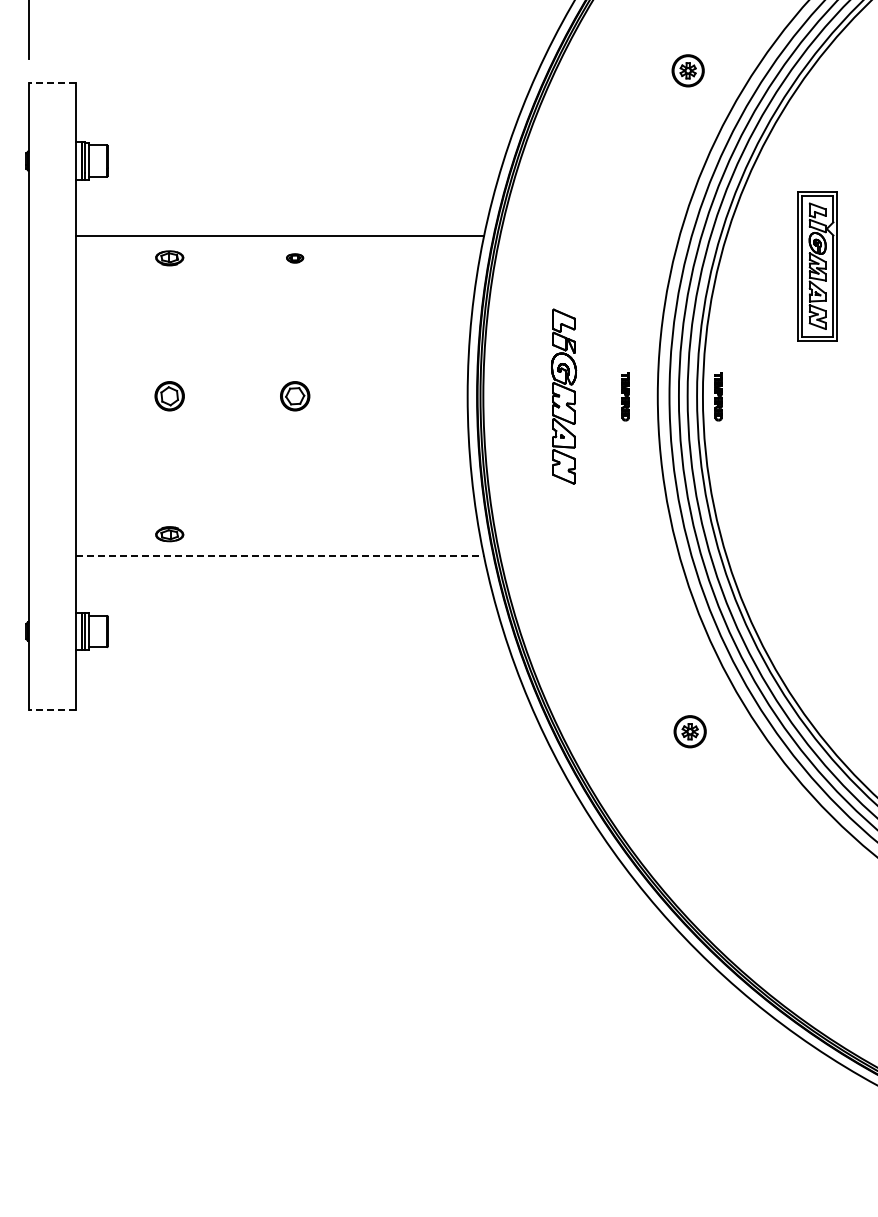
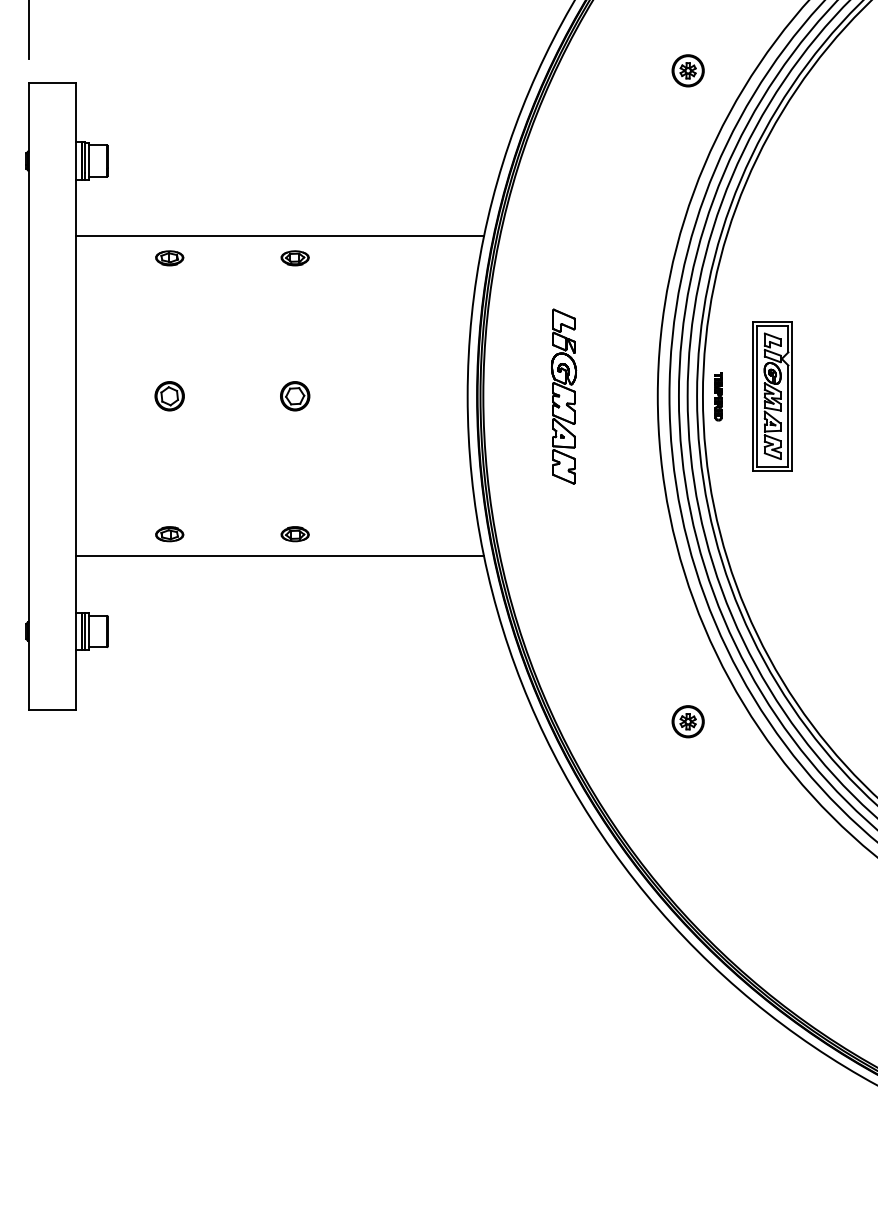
line: dashed -> solid (52, 82)
part size: 19x11 px -> 30x17 px (294, 258)
part position: (817, 266) -> (772, 396) (772, 396)
part: present -> none (625, 396)
part: none -> present (294, 534)
line: dashed -> solid (280, 556)
line: dashed -> solid (52, 709)
part position: (689, 731) -> (687, 721) (687, 721)
